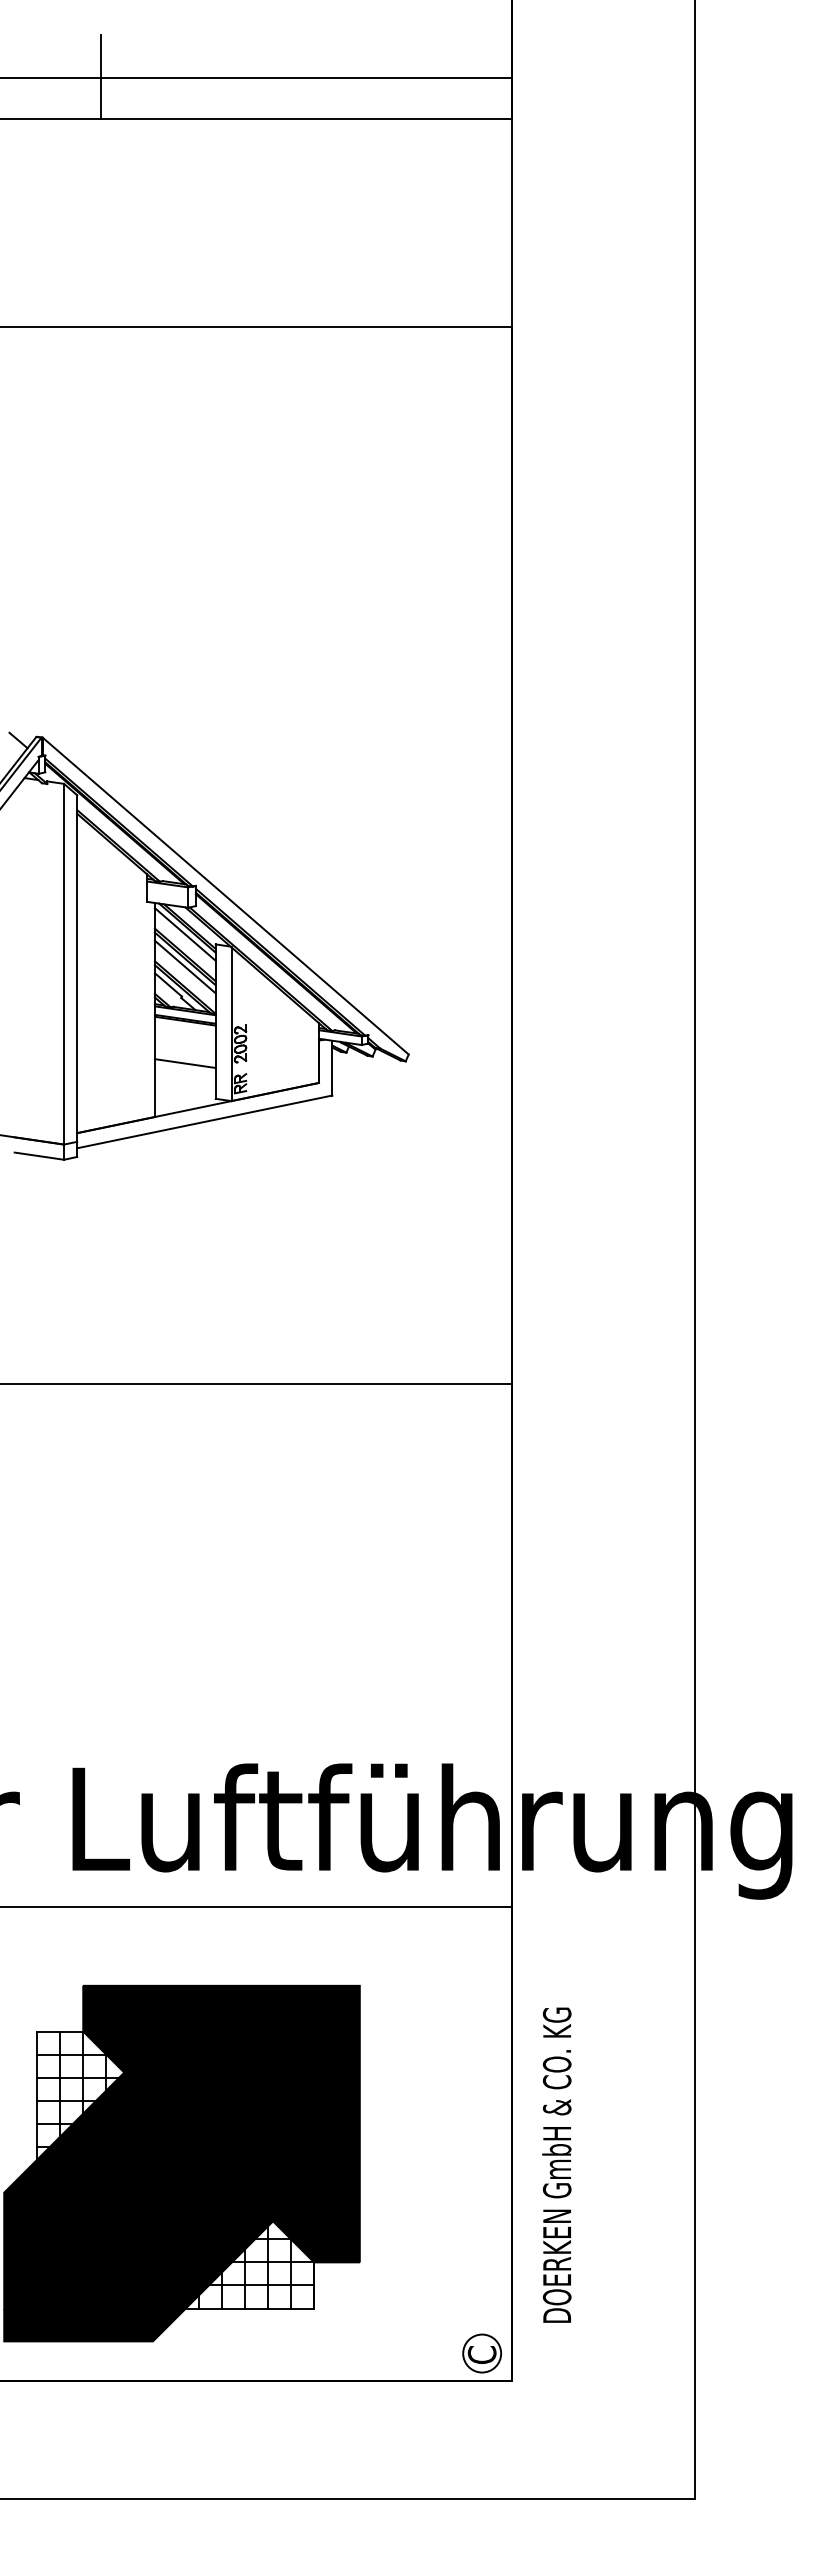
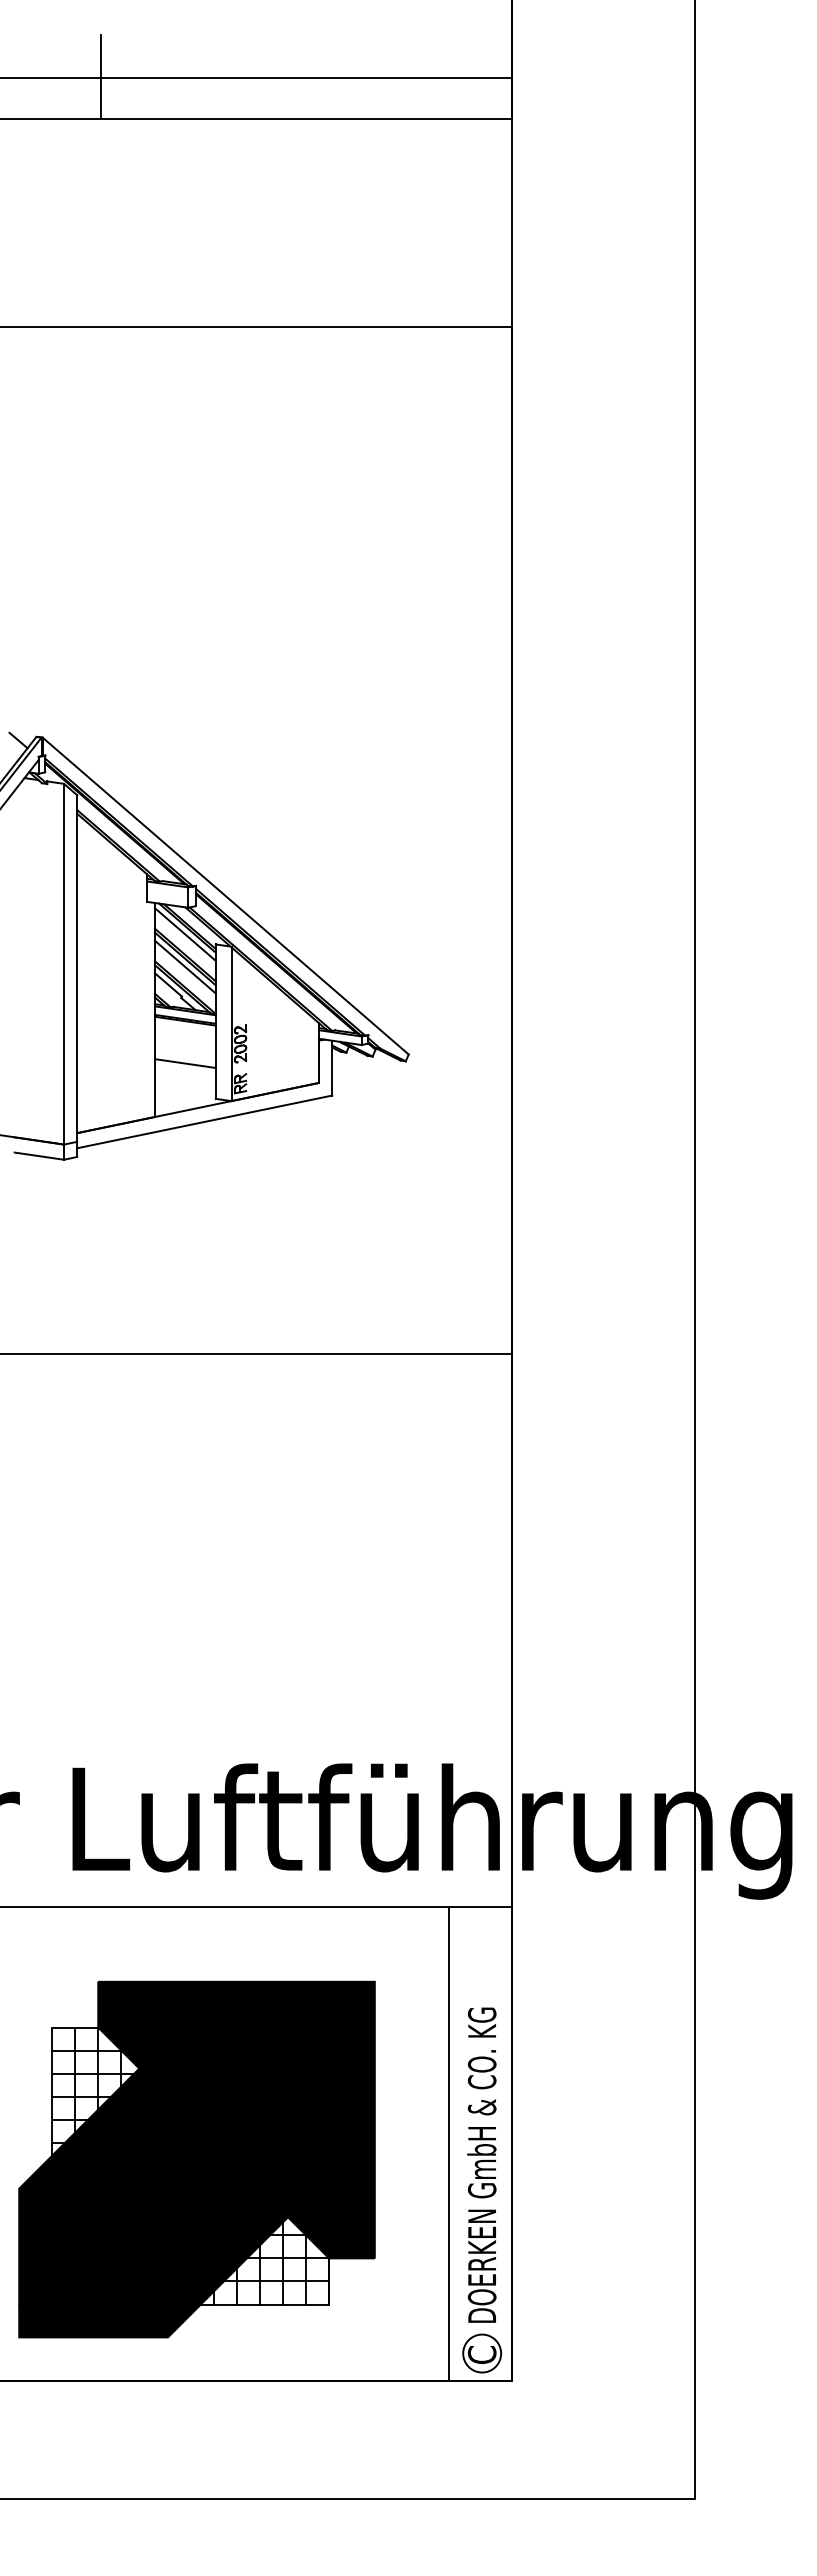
line position: (256, 1384) -> (256, 1354) (256, 1354)
line: none -> present (449, 2144)
part position: (181, 2163) -> (196, 2159) (196, 2159)
text position: (556, 2164) -> (481, 2164) (481, 2164)
